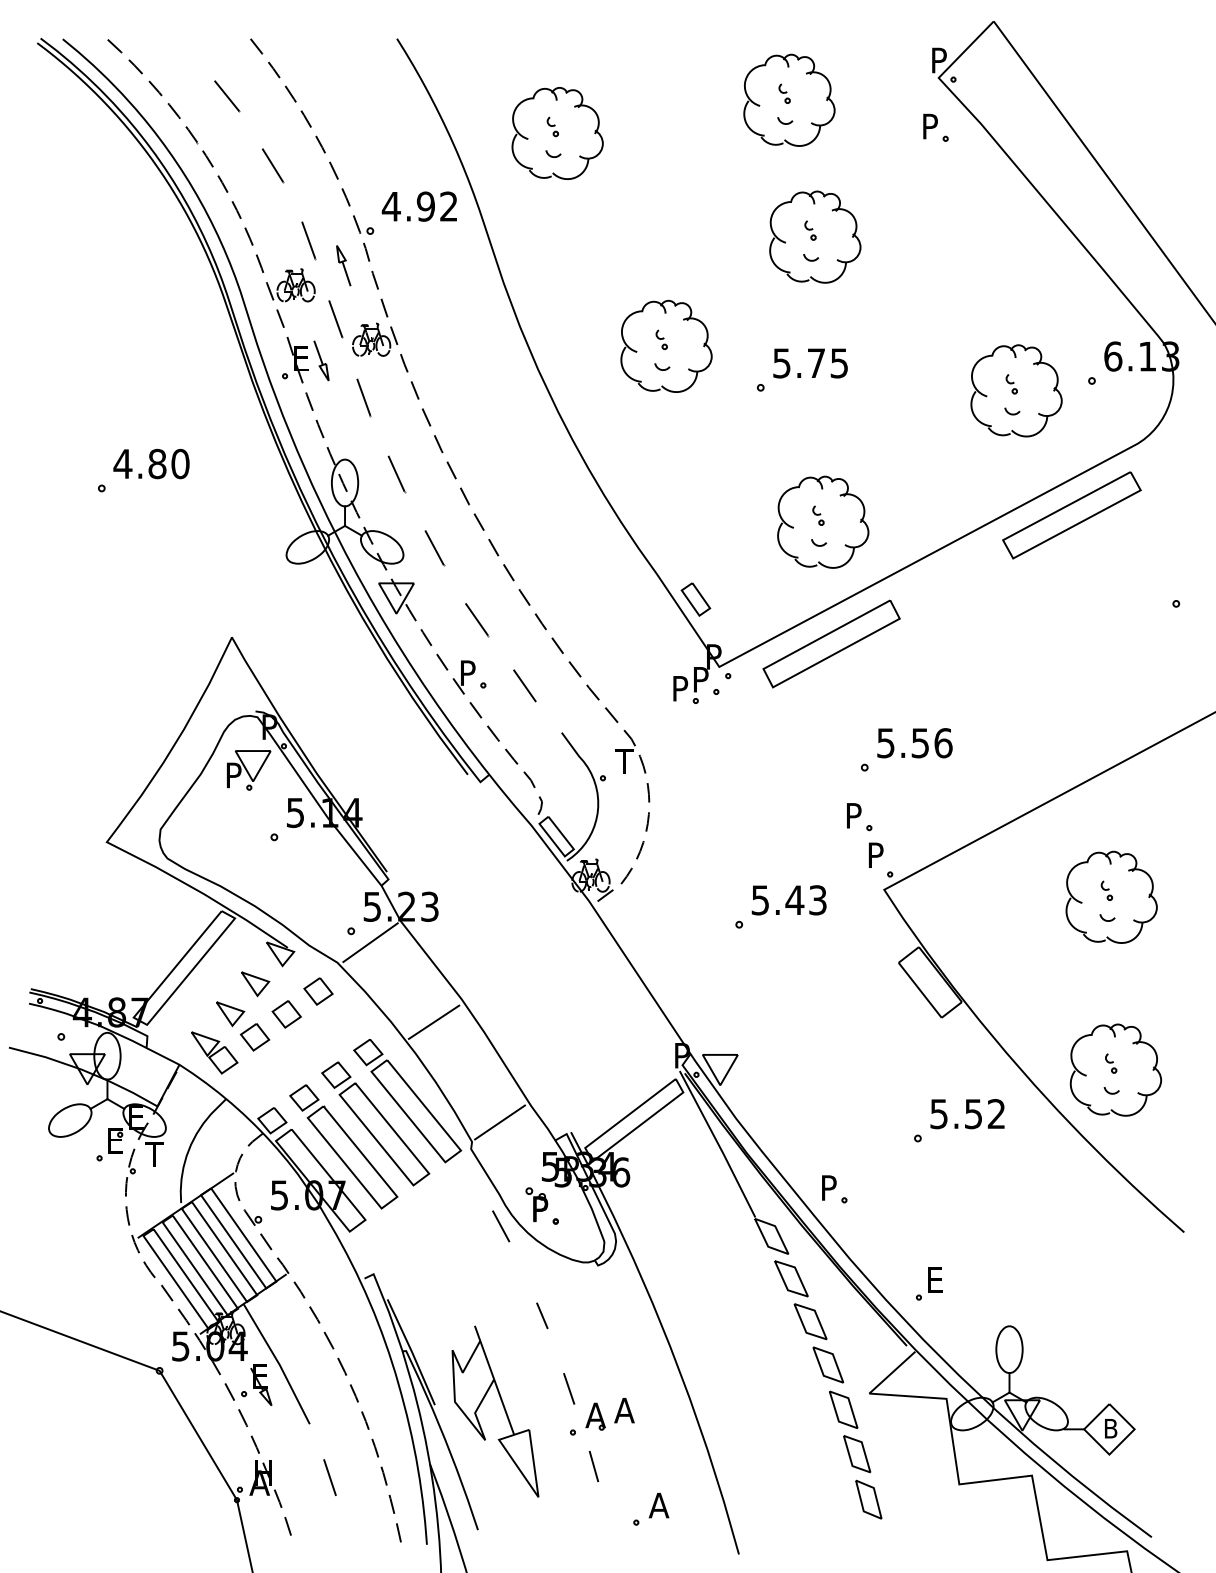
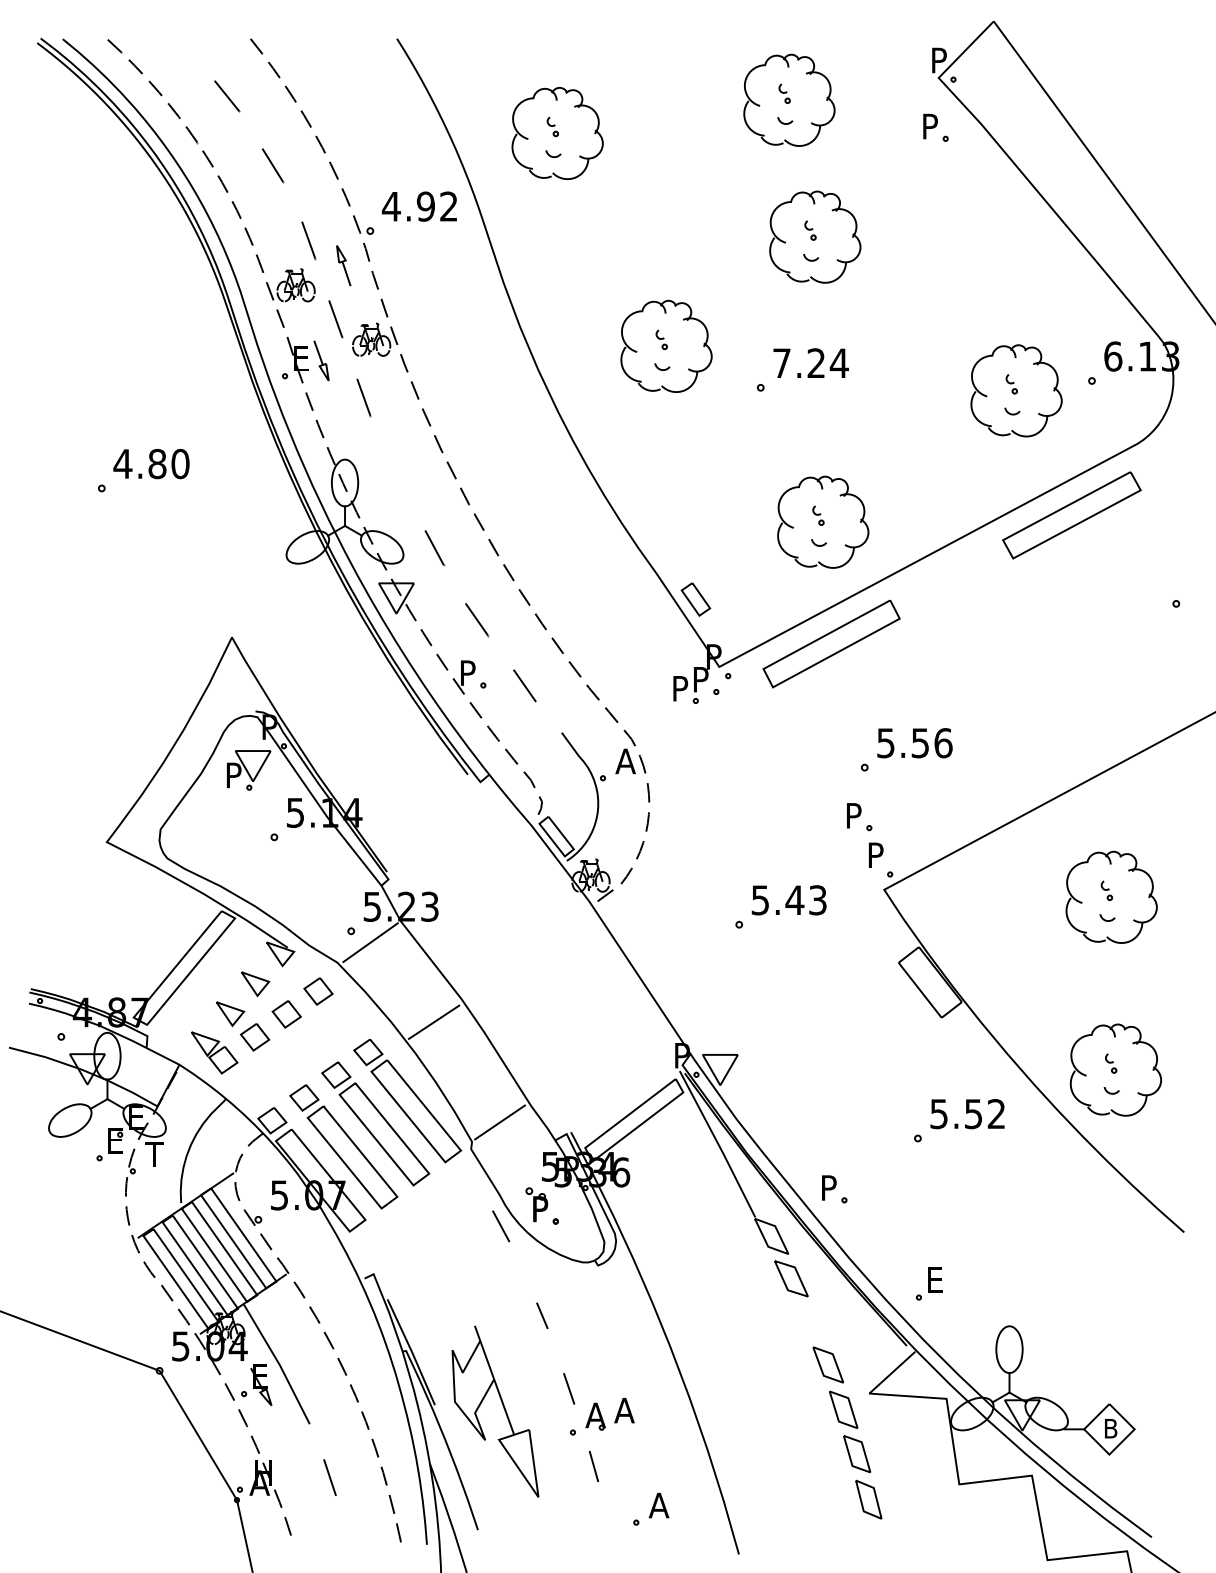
text: 5.75 -> 7.24 (810, 363)
line: present -> none (396, 474)
text: T -> A (625, 761)
part: present -> none (810, 1321)
